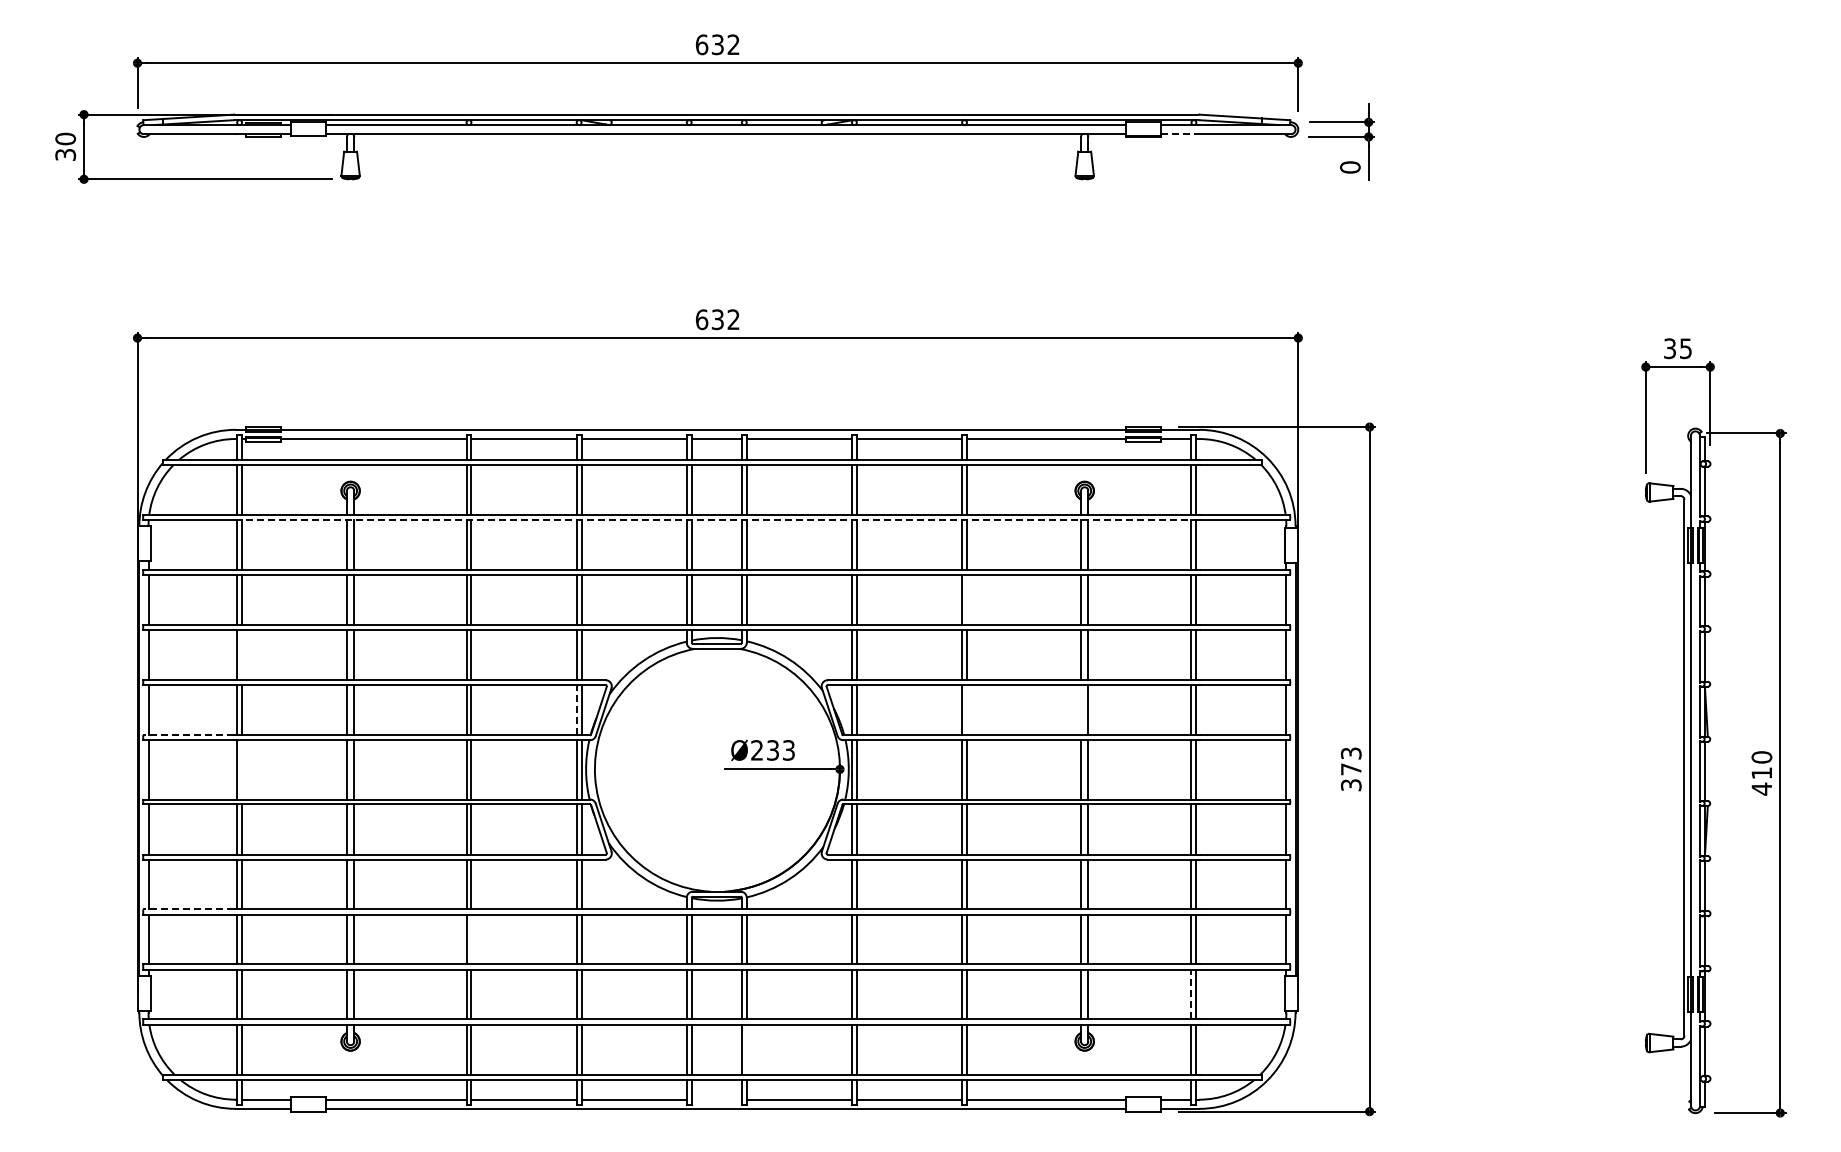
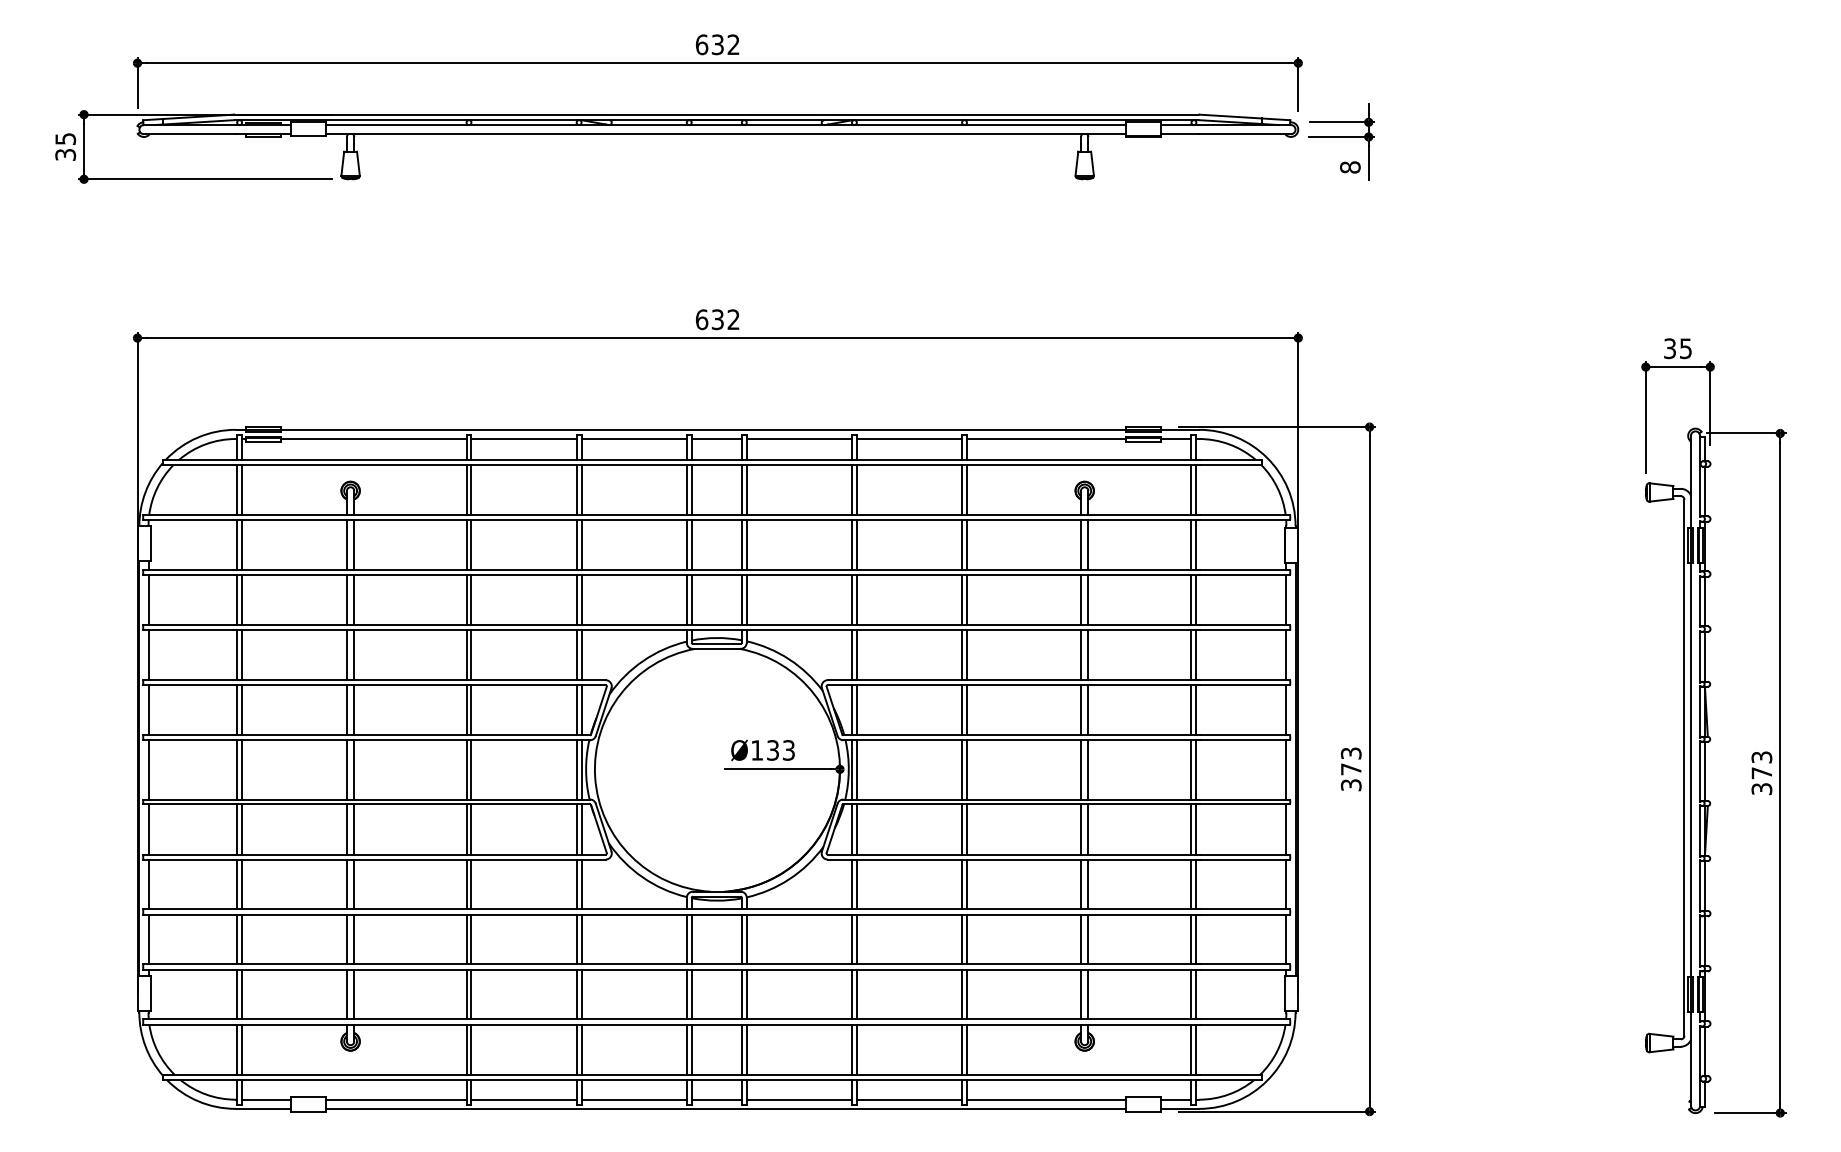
line: dashed -> solid (1180, 134)
text: 30 -> 35 (65, 138)
text: 0 -> 8 (1350, 167)
line: dashed -> solid (716, 520)
line: none -> present (967, 599)
line: none -> present (242, 655)
line: dashed -> solid (576, 709)
line: none -> present (967, 710)
line: none -> present (1081, 710)
line: dashed -> solid (188, 735)
text: Ø233 -> Ø133 (756, 750)
line: none -> present (242, 769)
text: 410 -> 373 (1761, 773)
line: dashed -> solid (188, 909)
line: none -> present (471, 939)
line: dashed -> solid (1191, 994)
line: none -> present (746, 1049)
line: none -> present (716, 1099)
